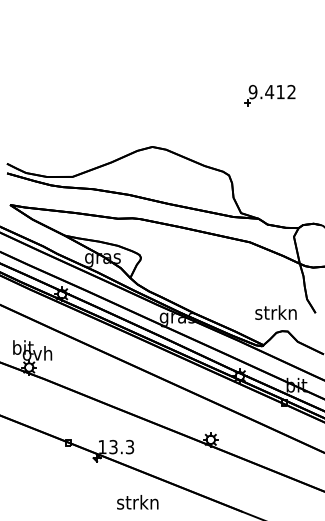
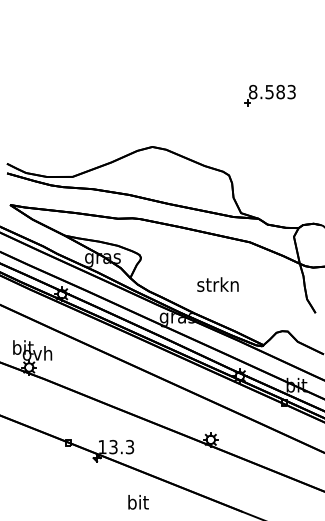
text: 9.412 -> 8.583 (271, 91)
text position: (275, 312) -> (217, 284) (217, 284)
text: strkn -> bit (137, 502)
